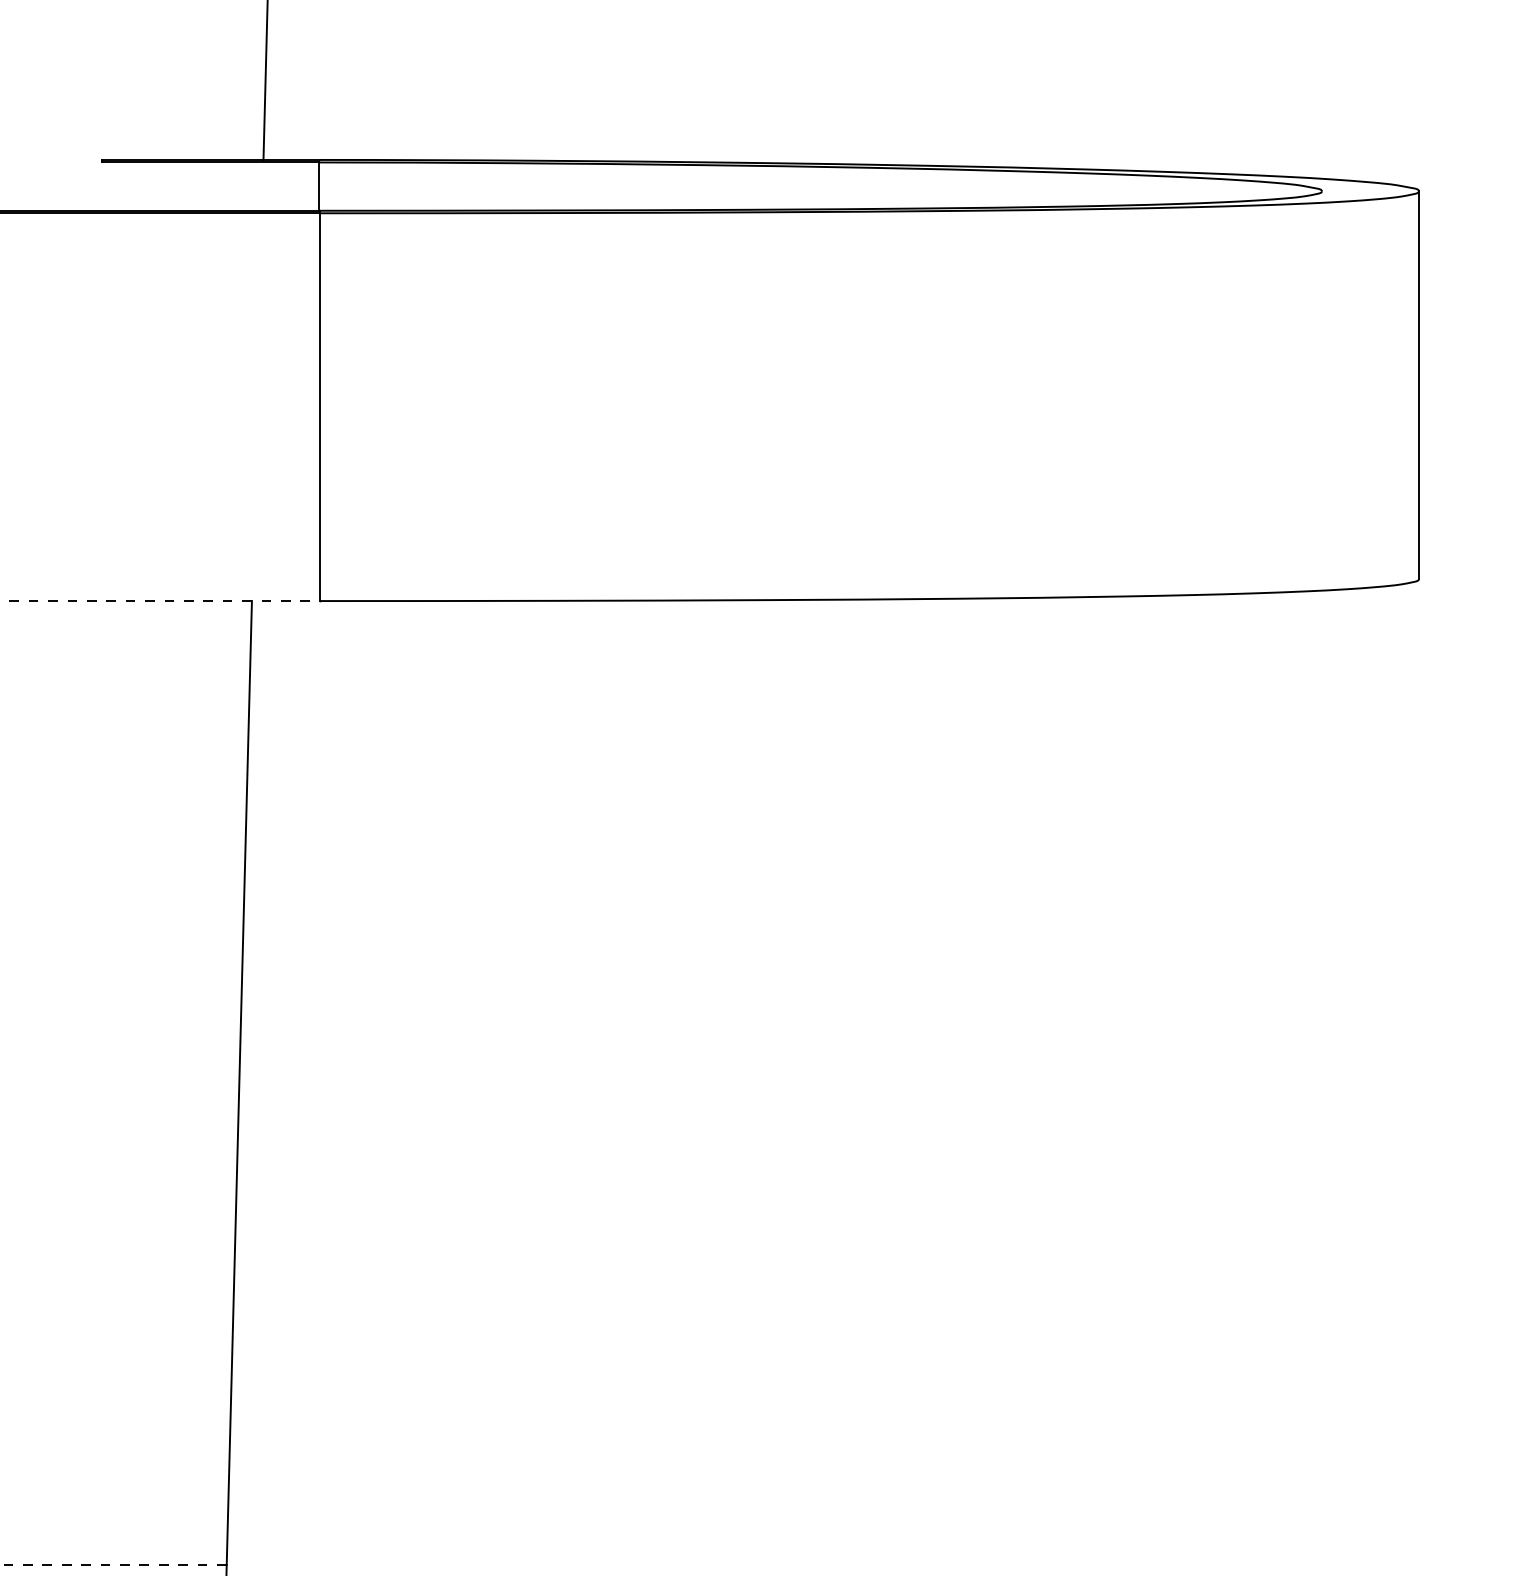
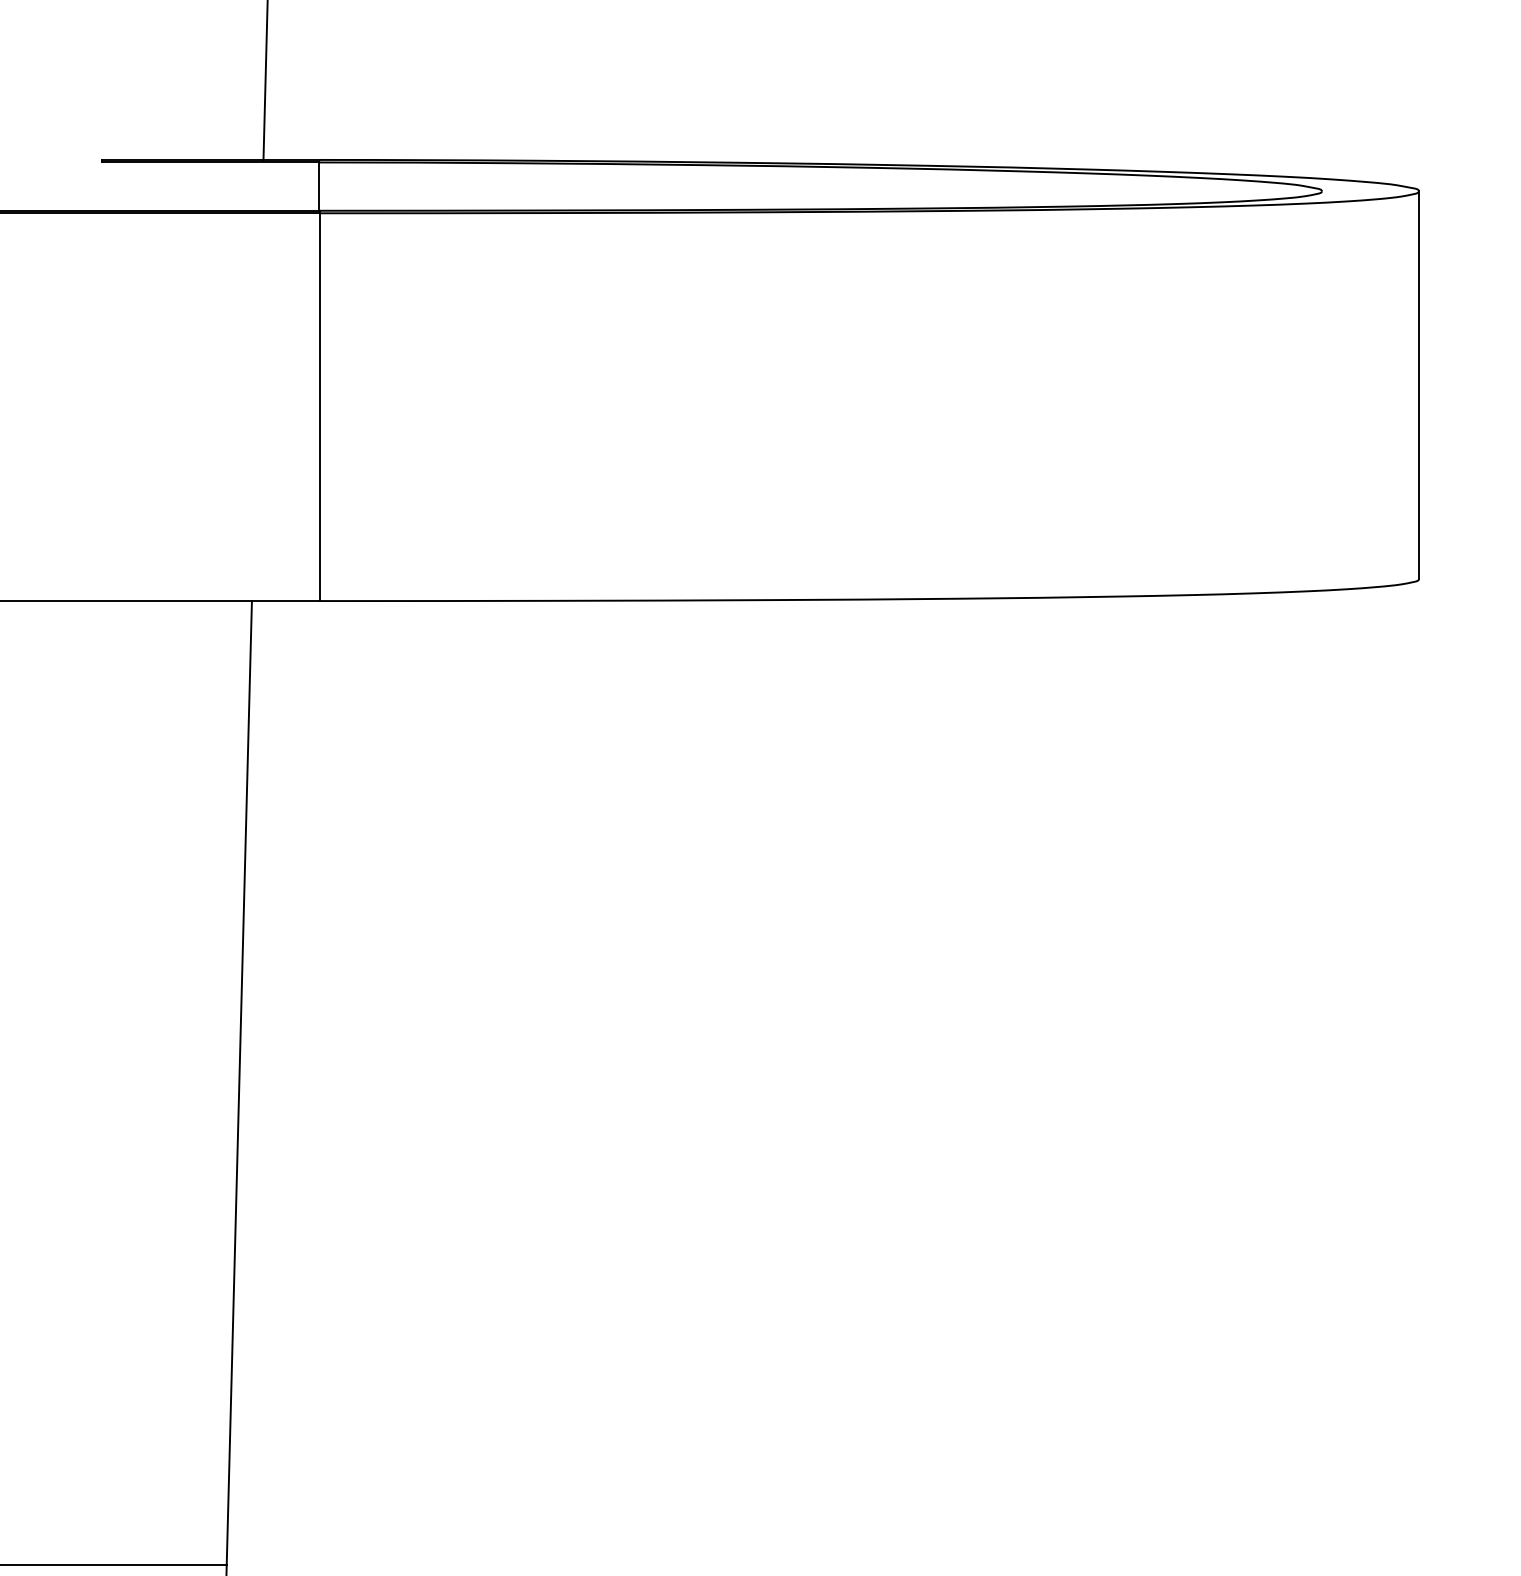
line: dashed -> solid (160, 601)
line: dashed -> solid (113, 1564)
